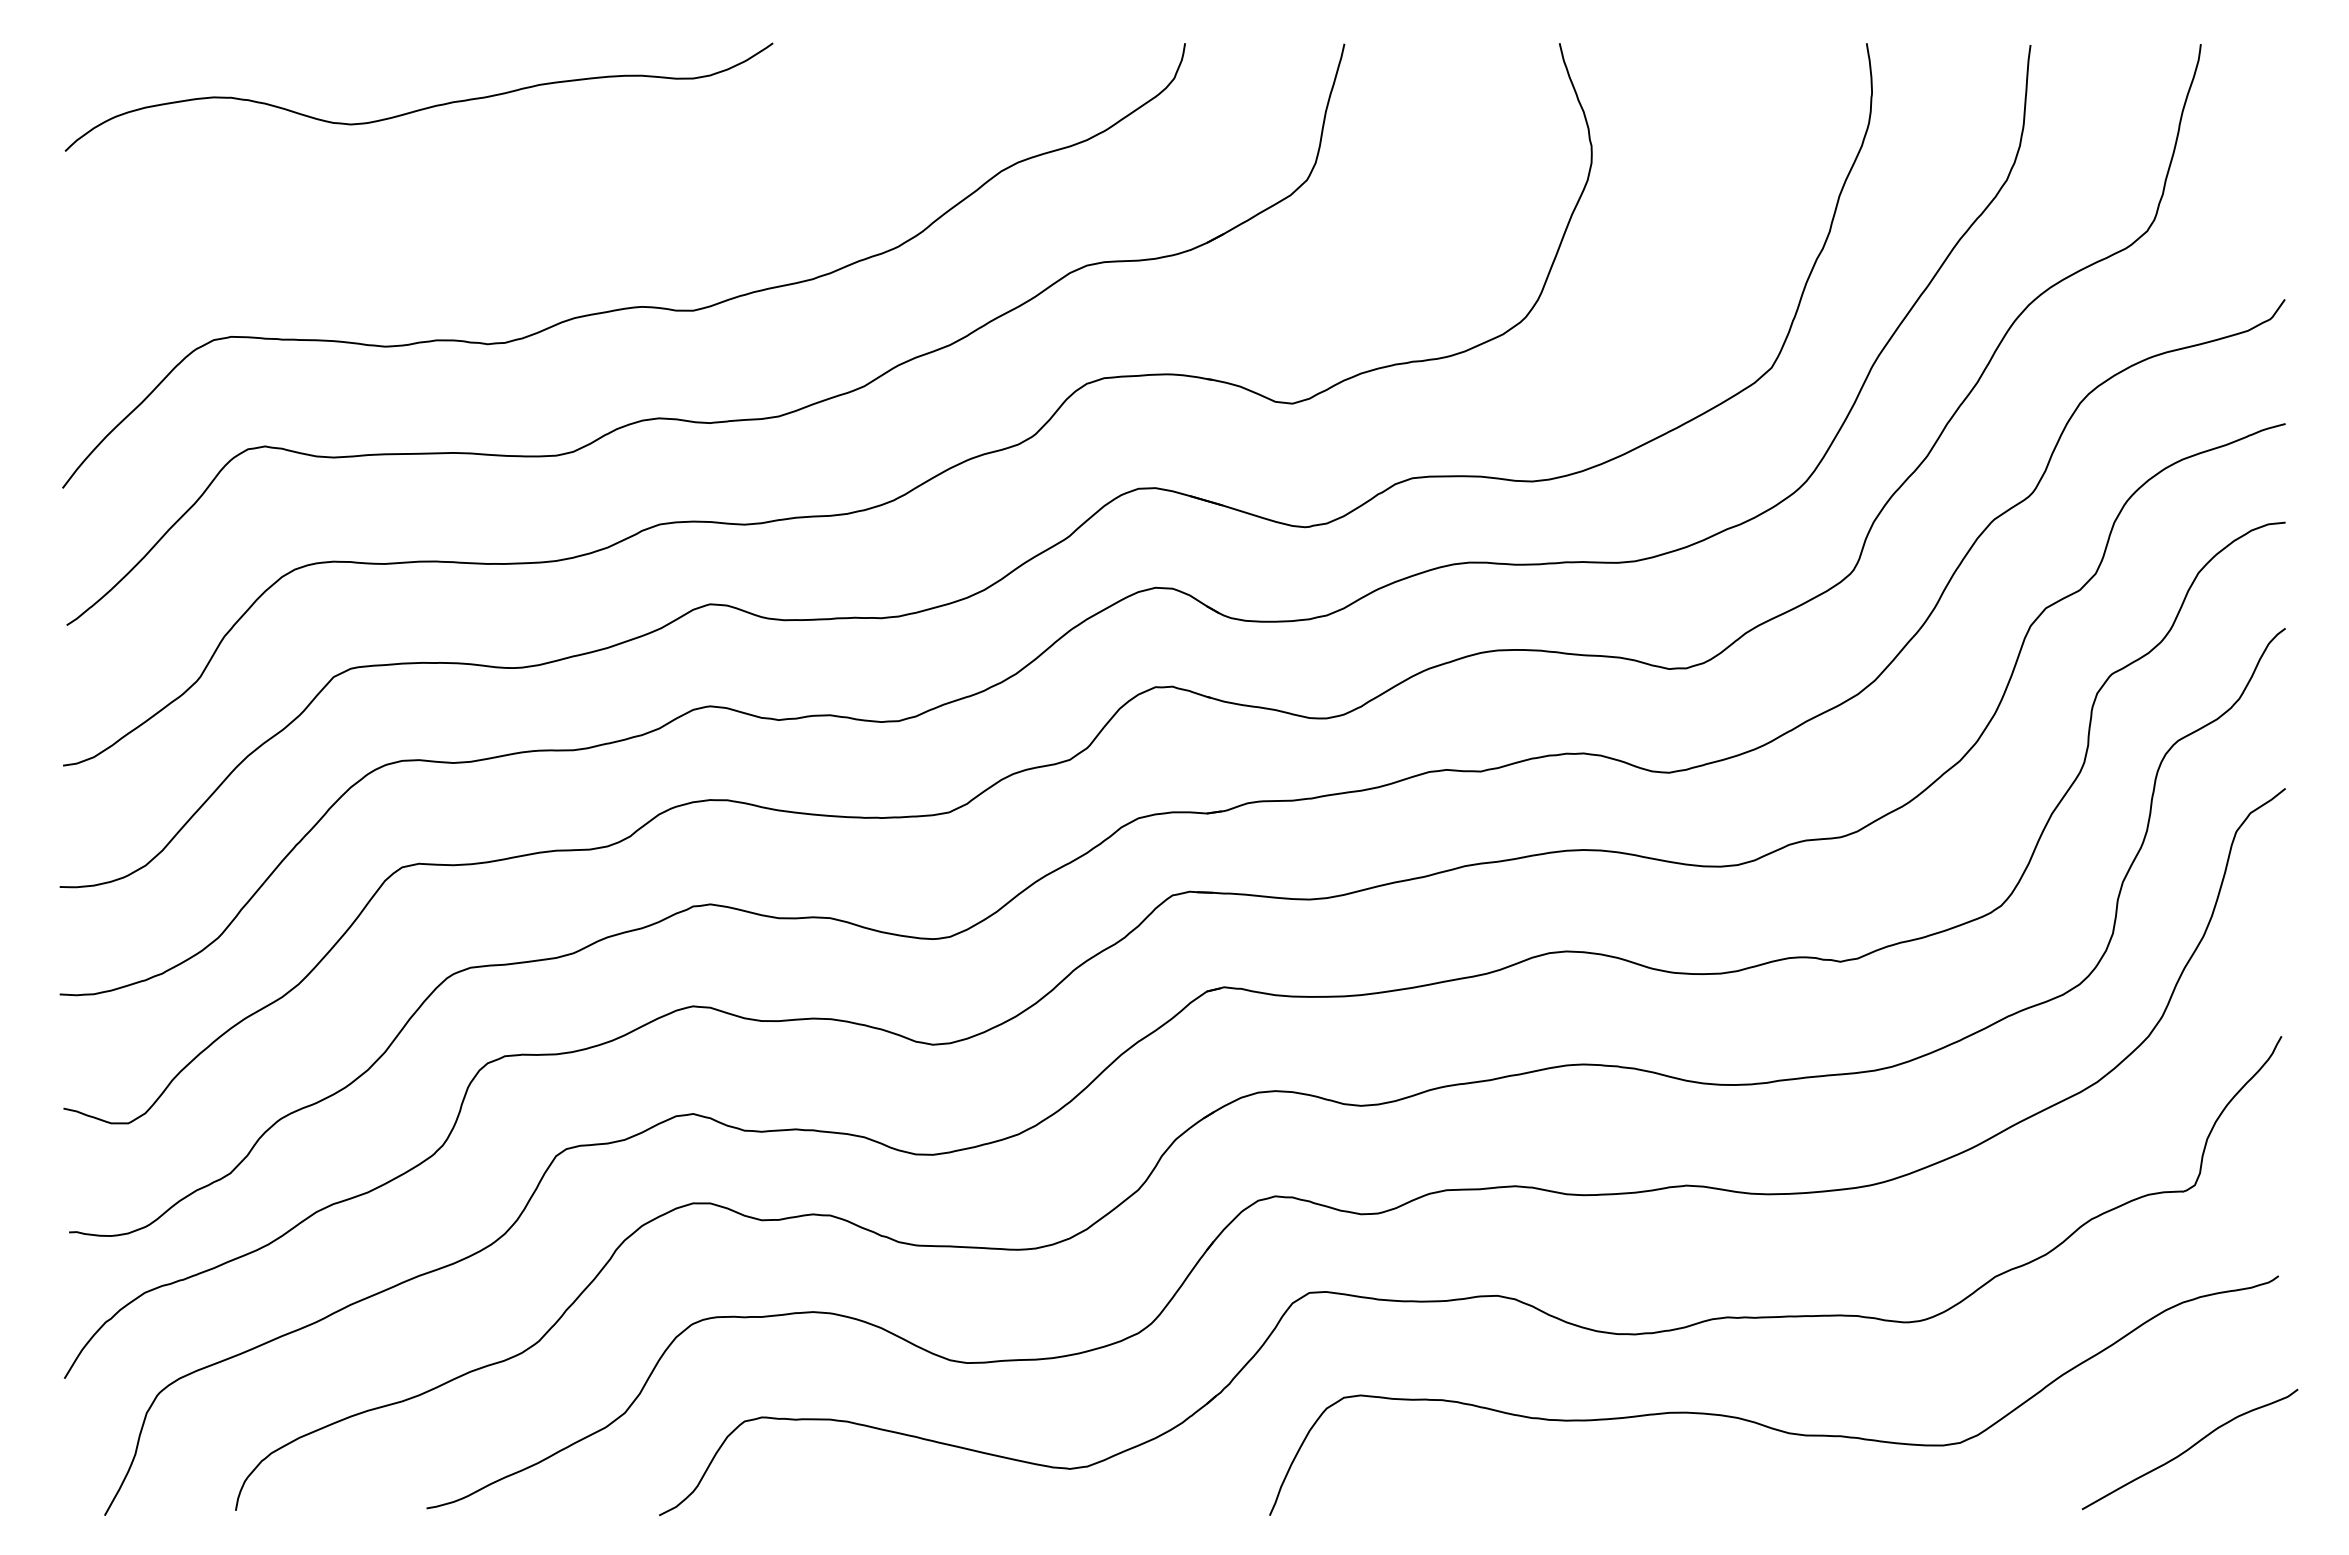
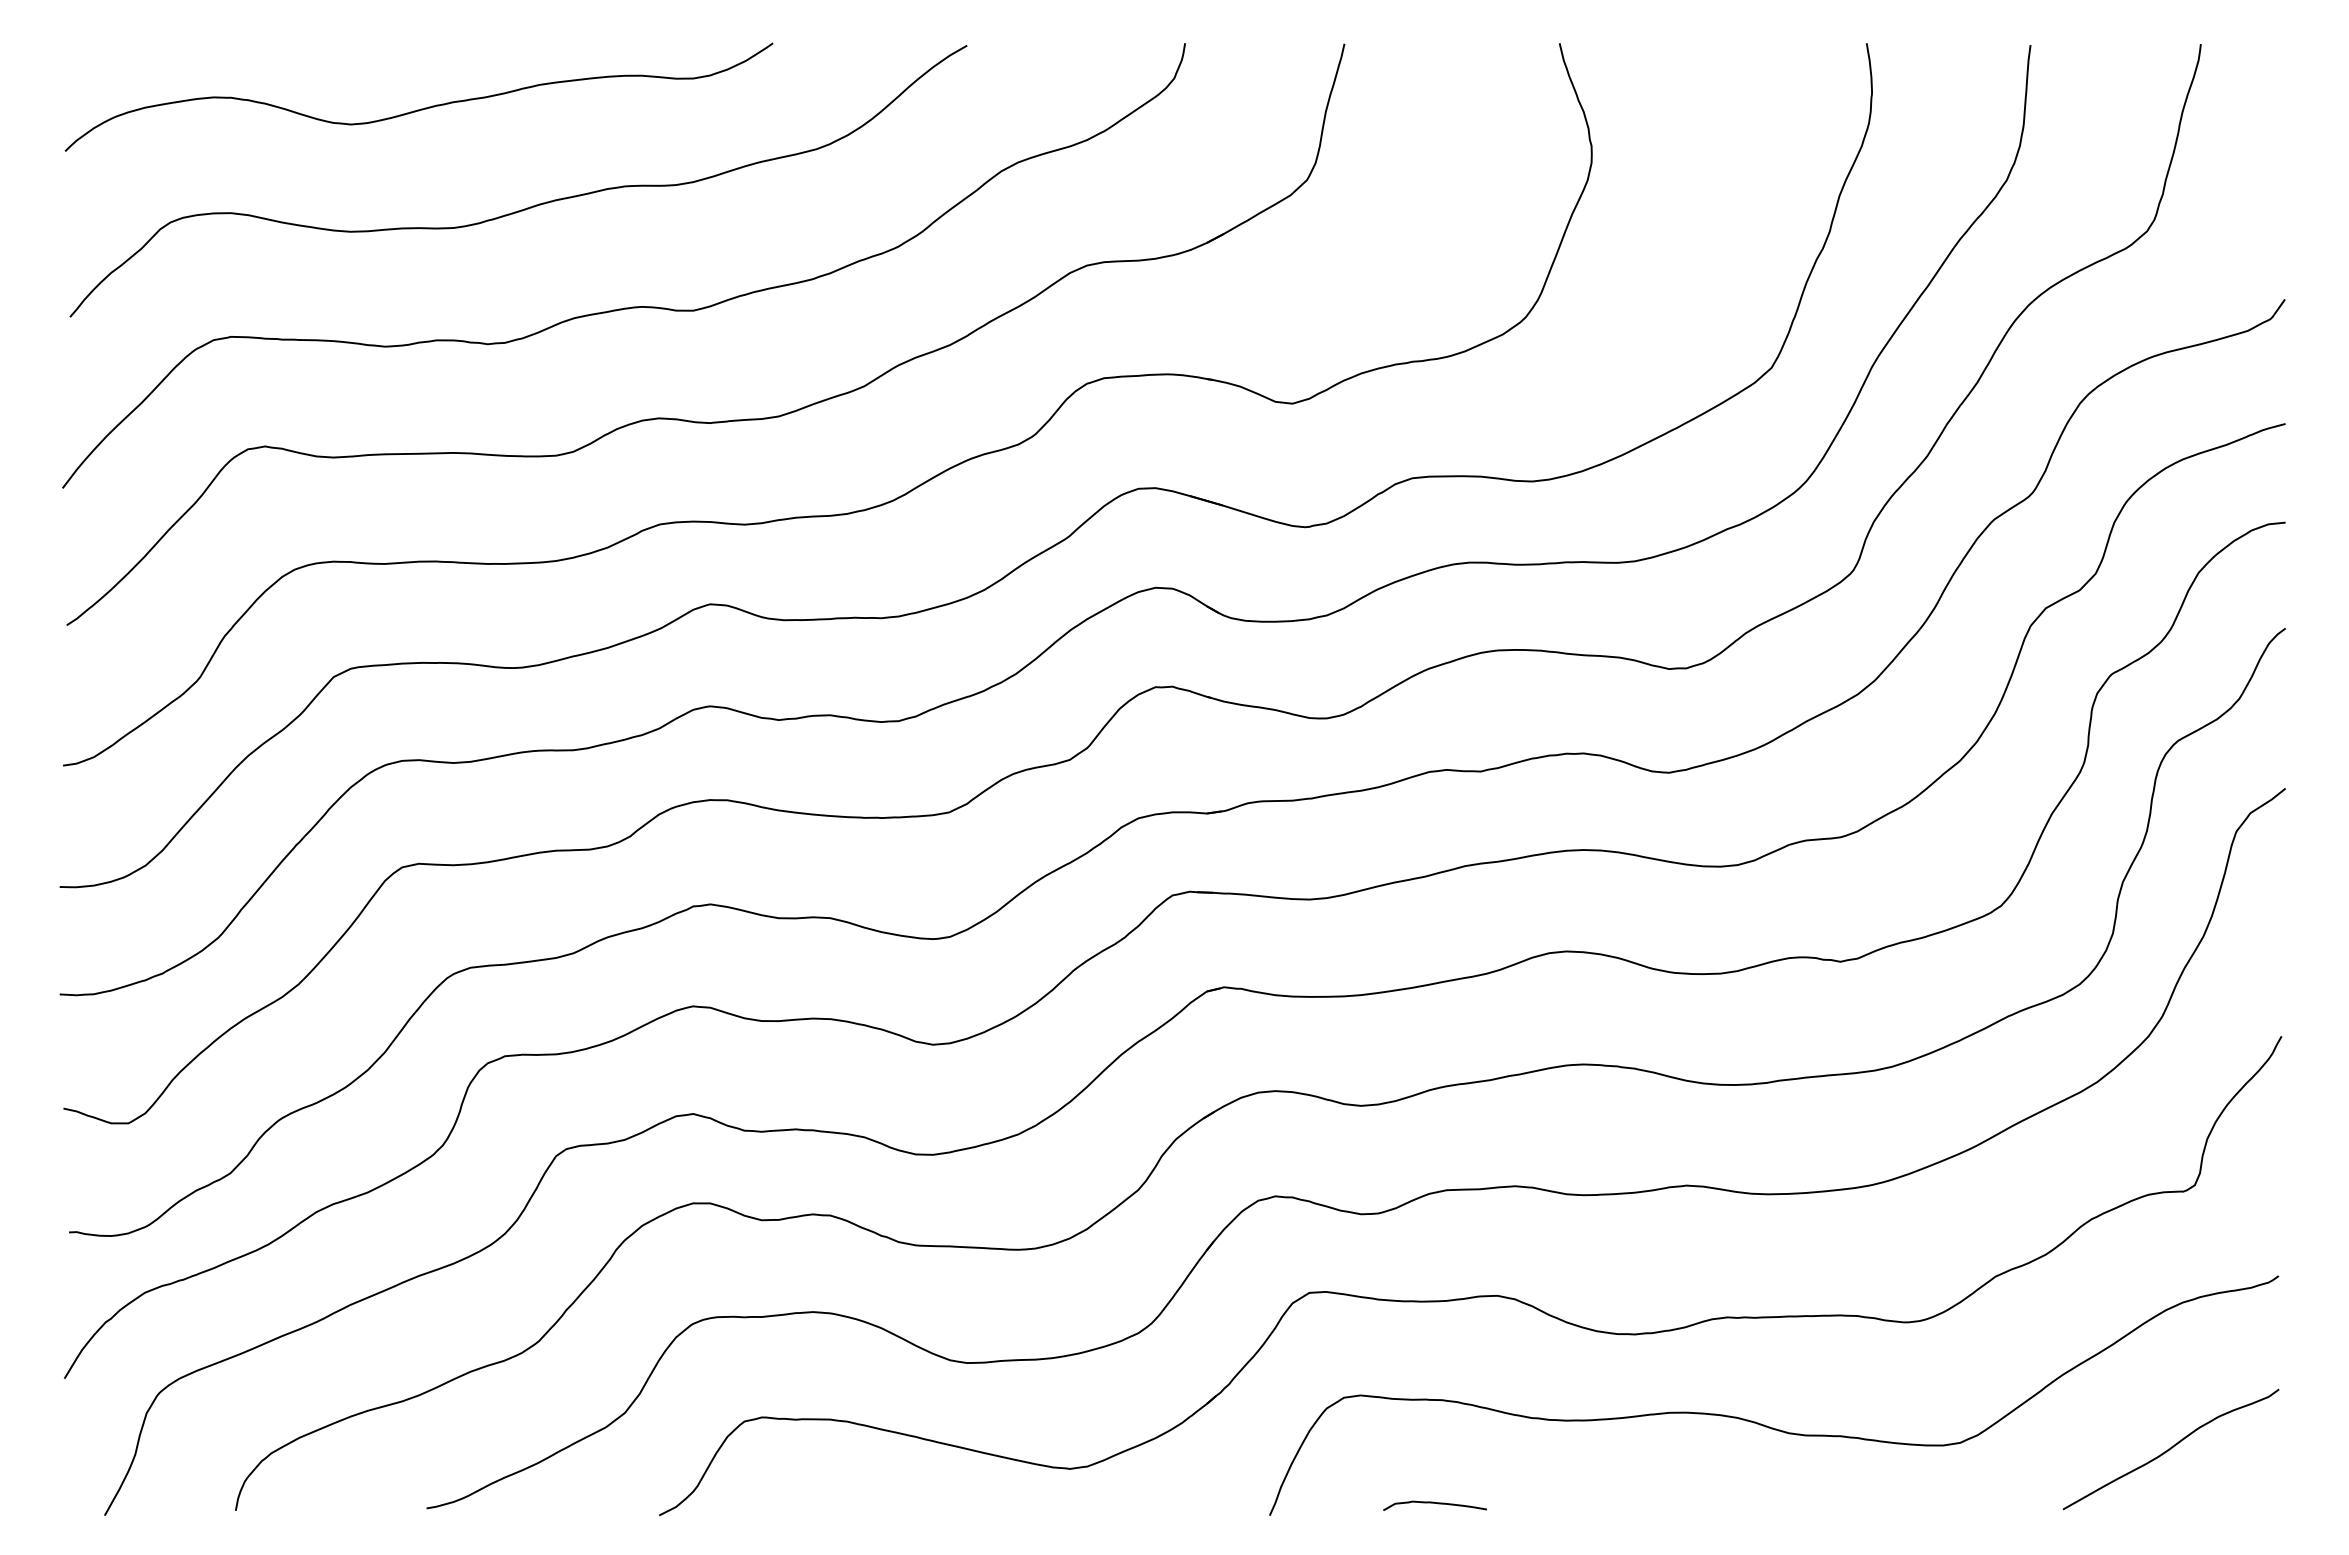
curve: none -> present (527, 207)
curve position: (2189, 1449) -> (2170, 1449) (2170, 1449)
curve: none -> present (1434, 1503)
